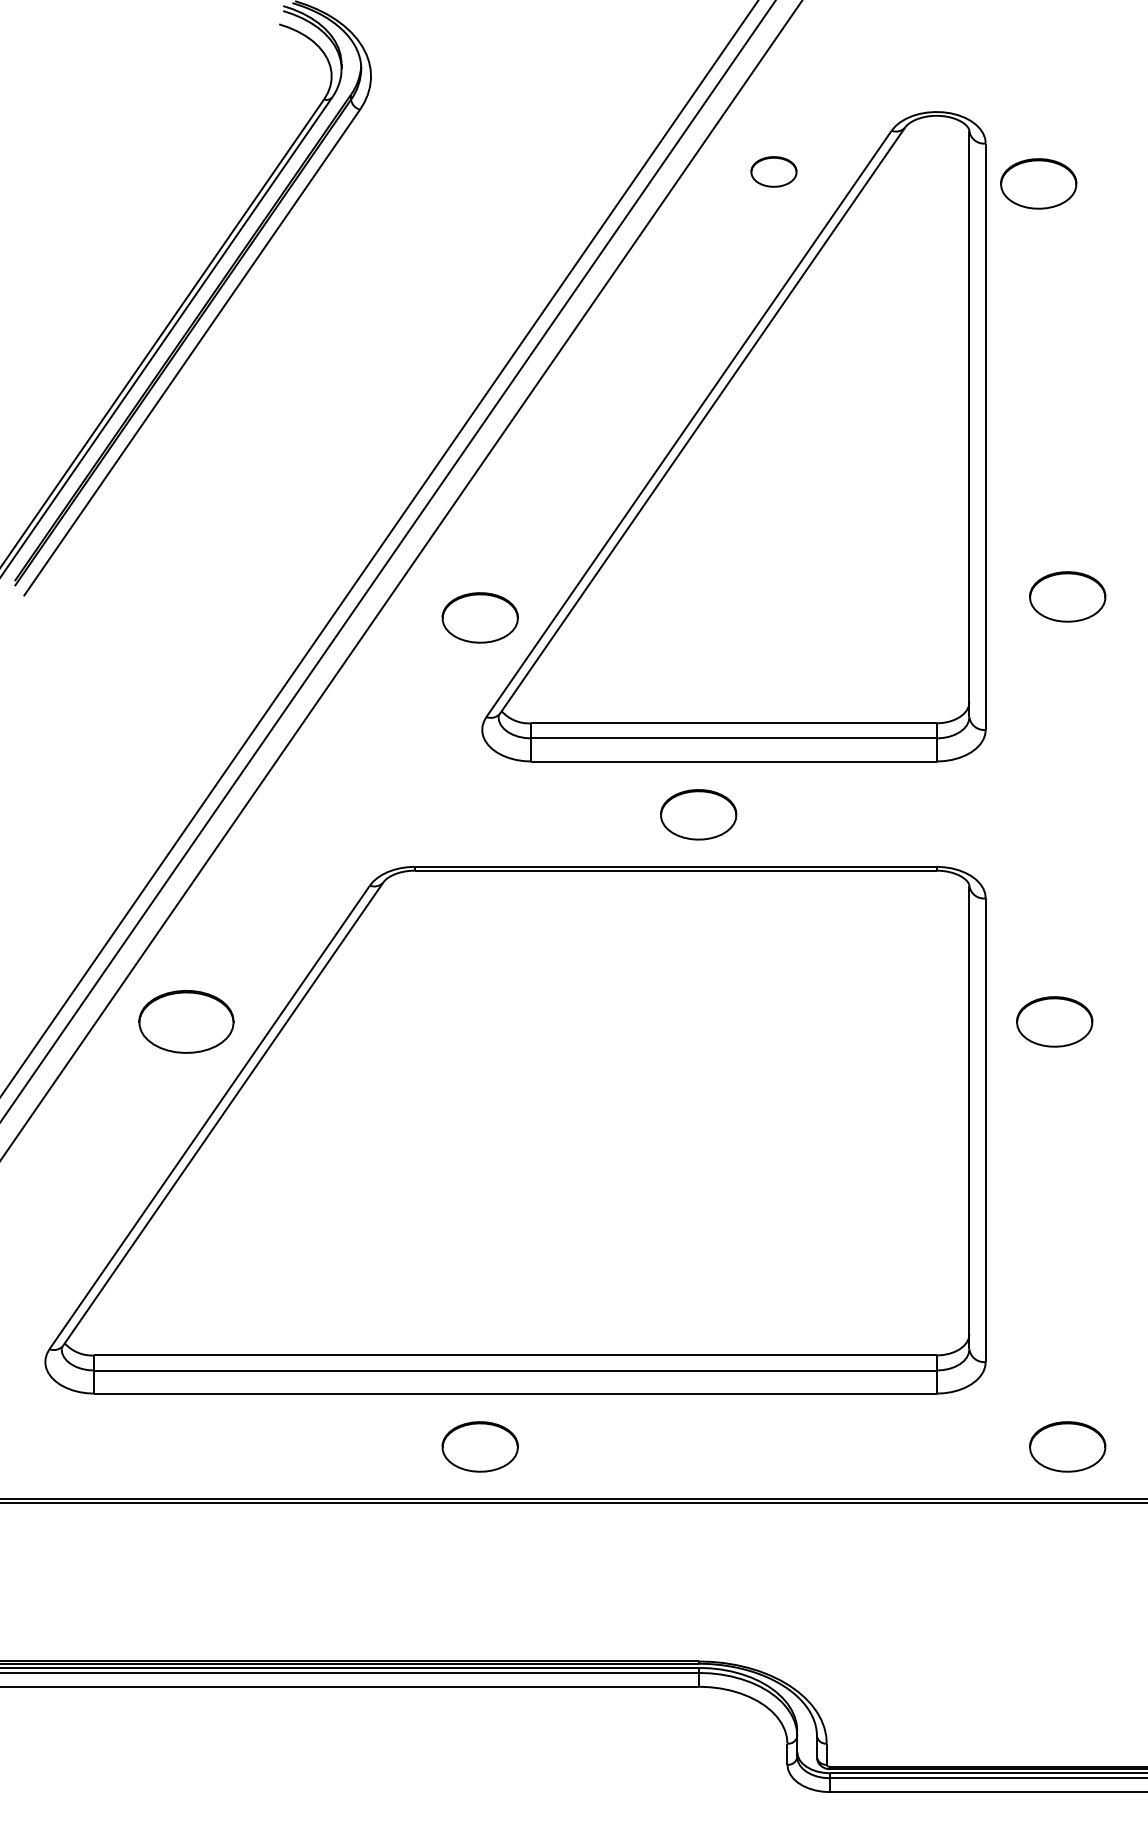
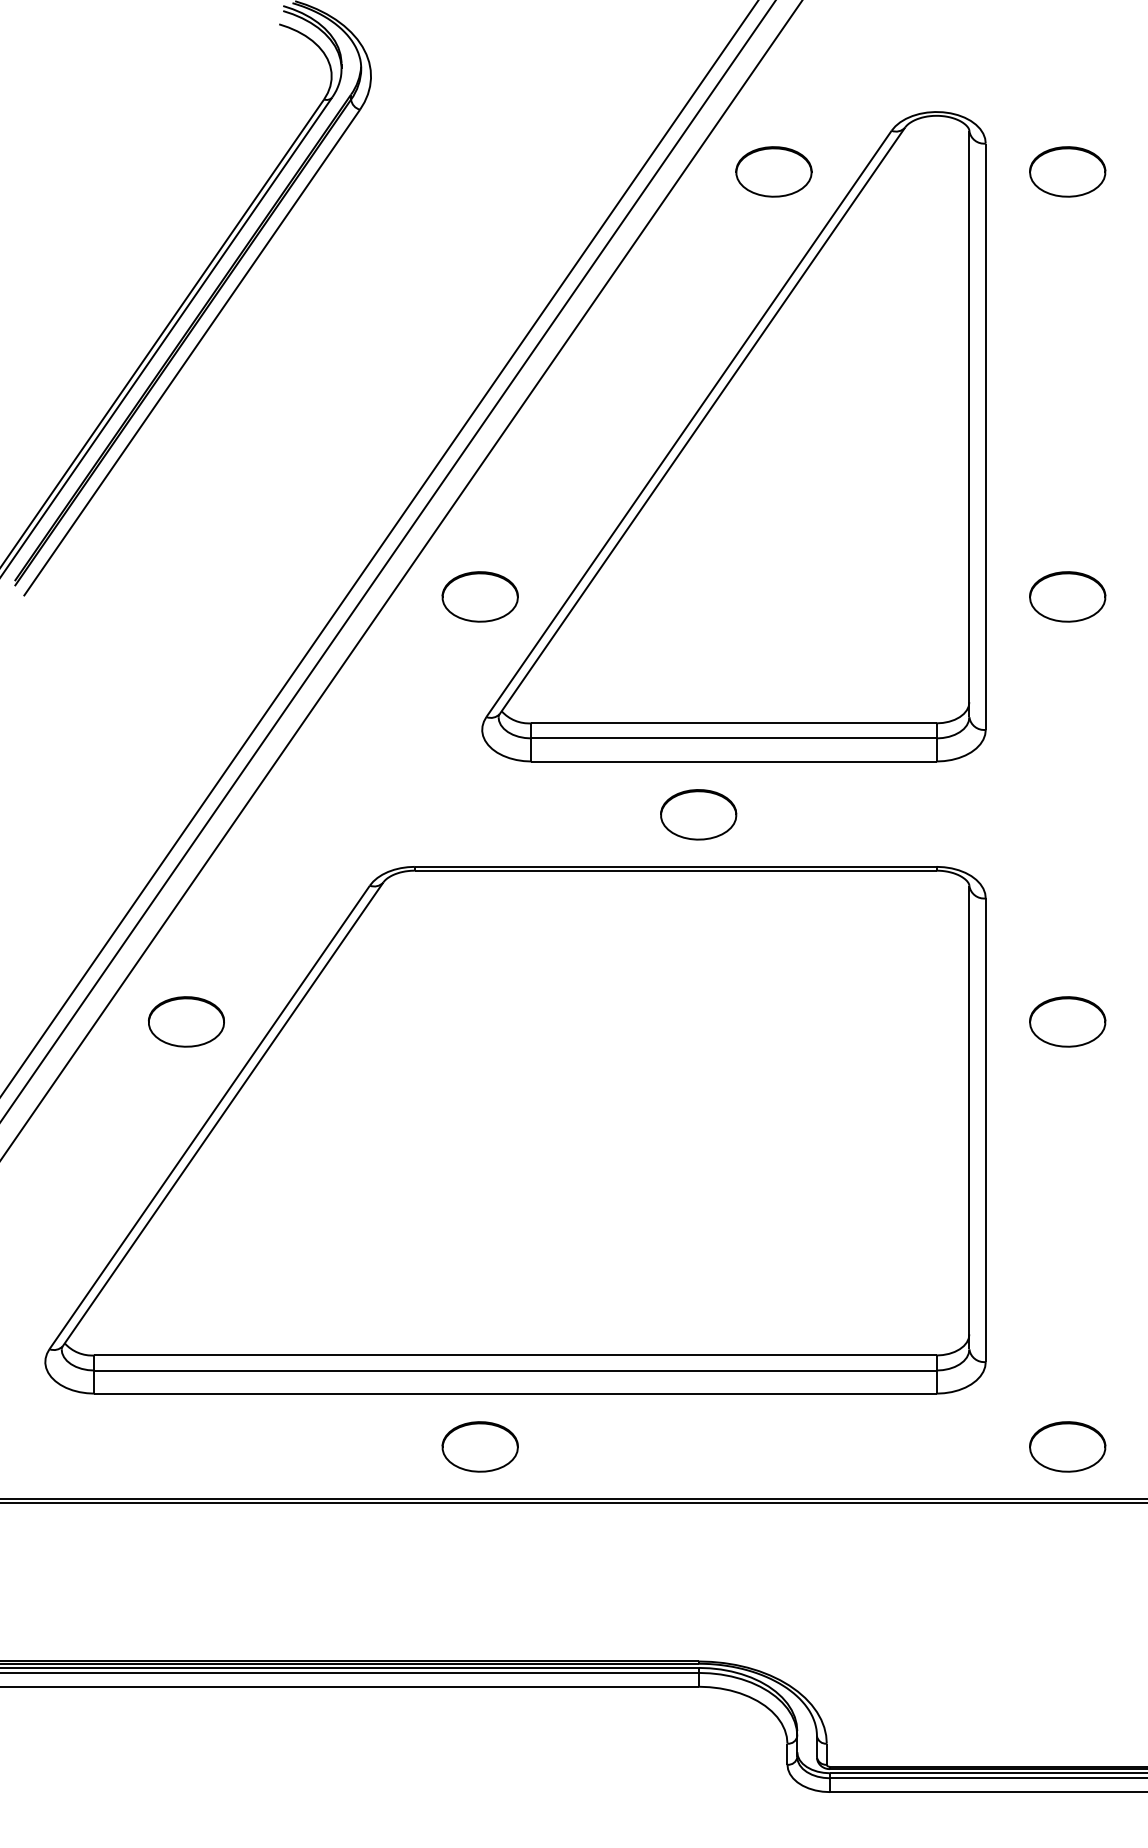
part size: 48x32 px -> 78x52 px (773, 171)
part position: (1038, 183) -> (1067, 171) (1067, 171)
part position: (479, 617) -> (479, 596) (479, 596)
part size: 97x64 px -> 77x52 px (186, 1021)
part position: (1054, 1021) -> (1067, 1021) (1067, 1021)
